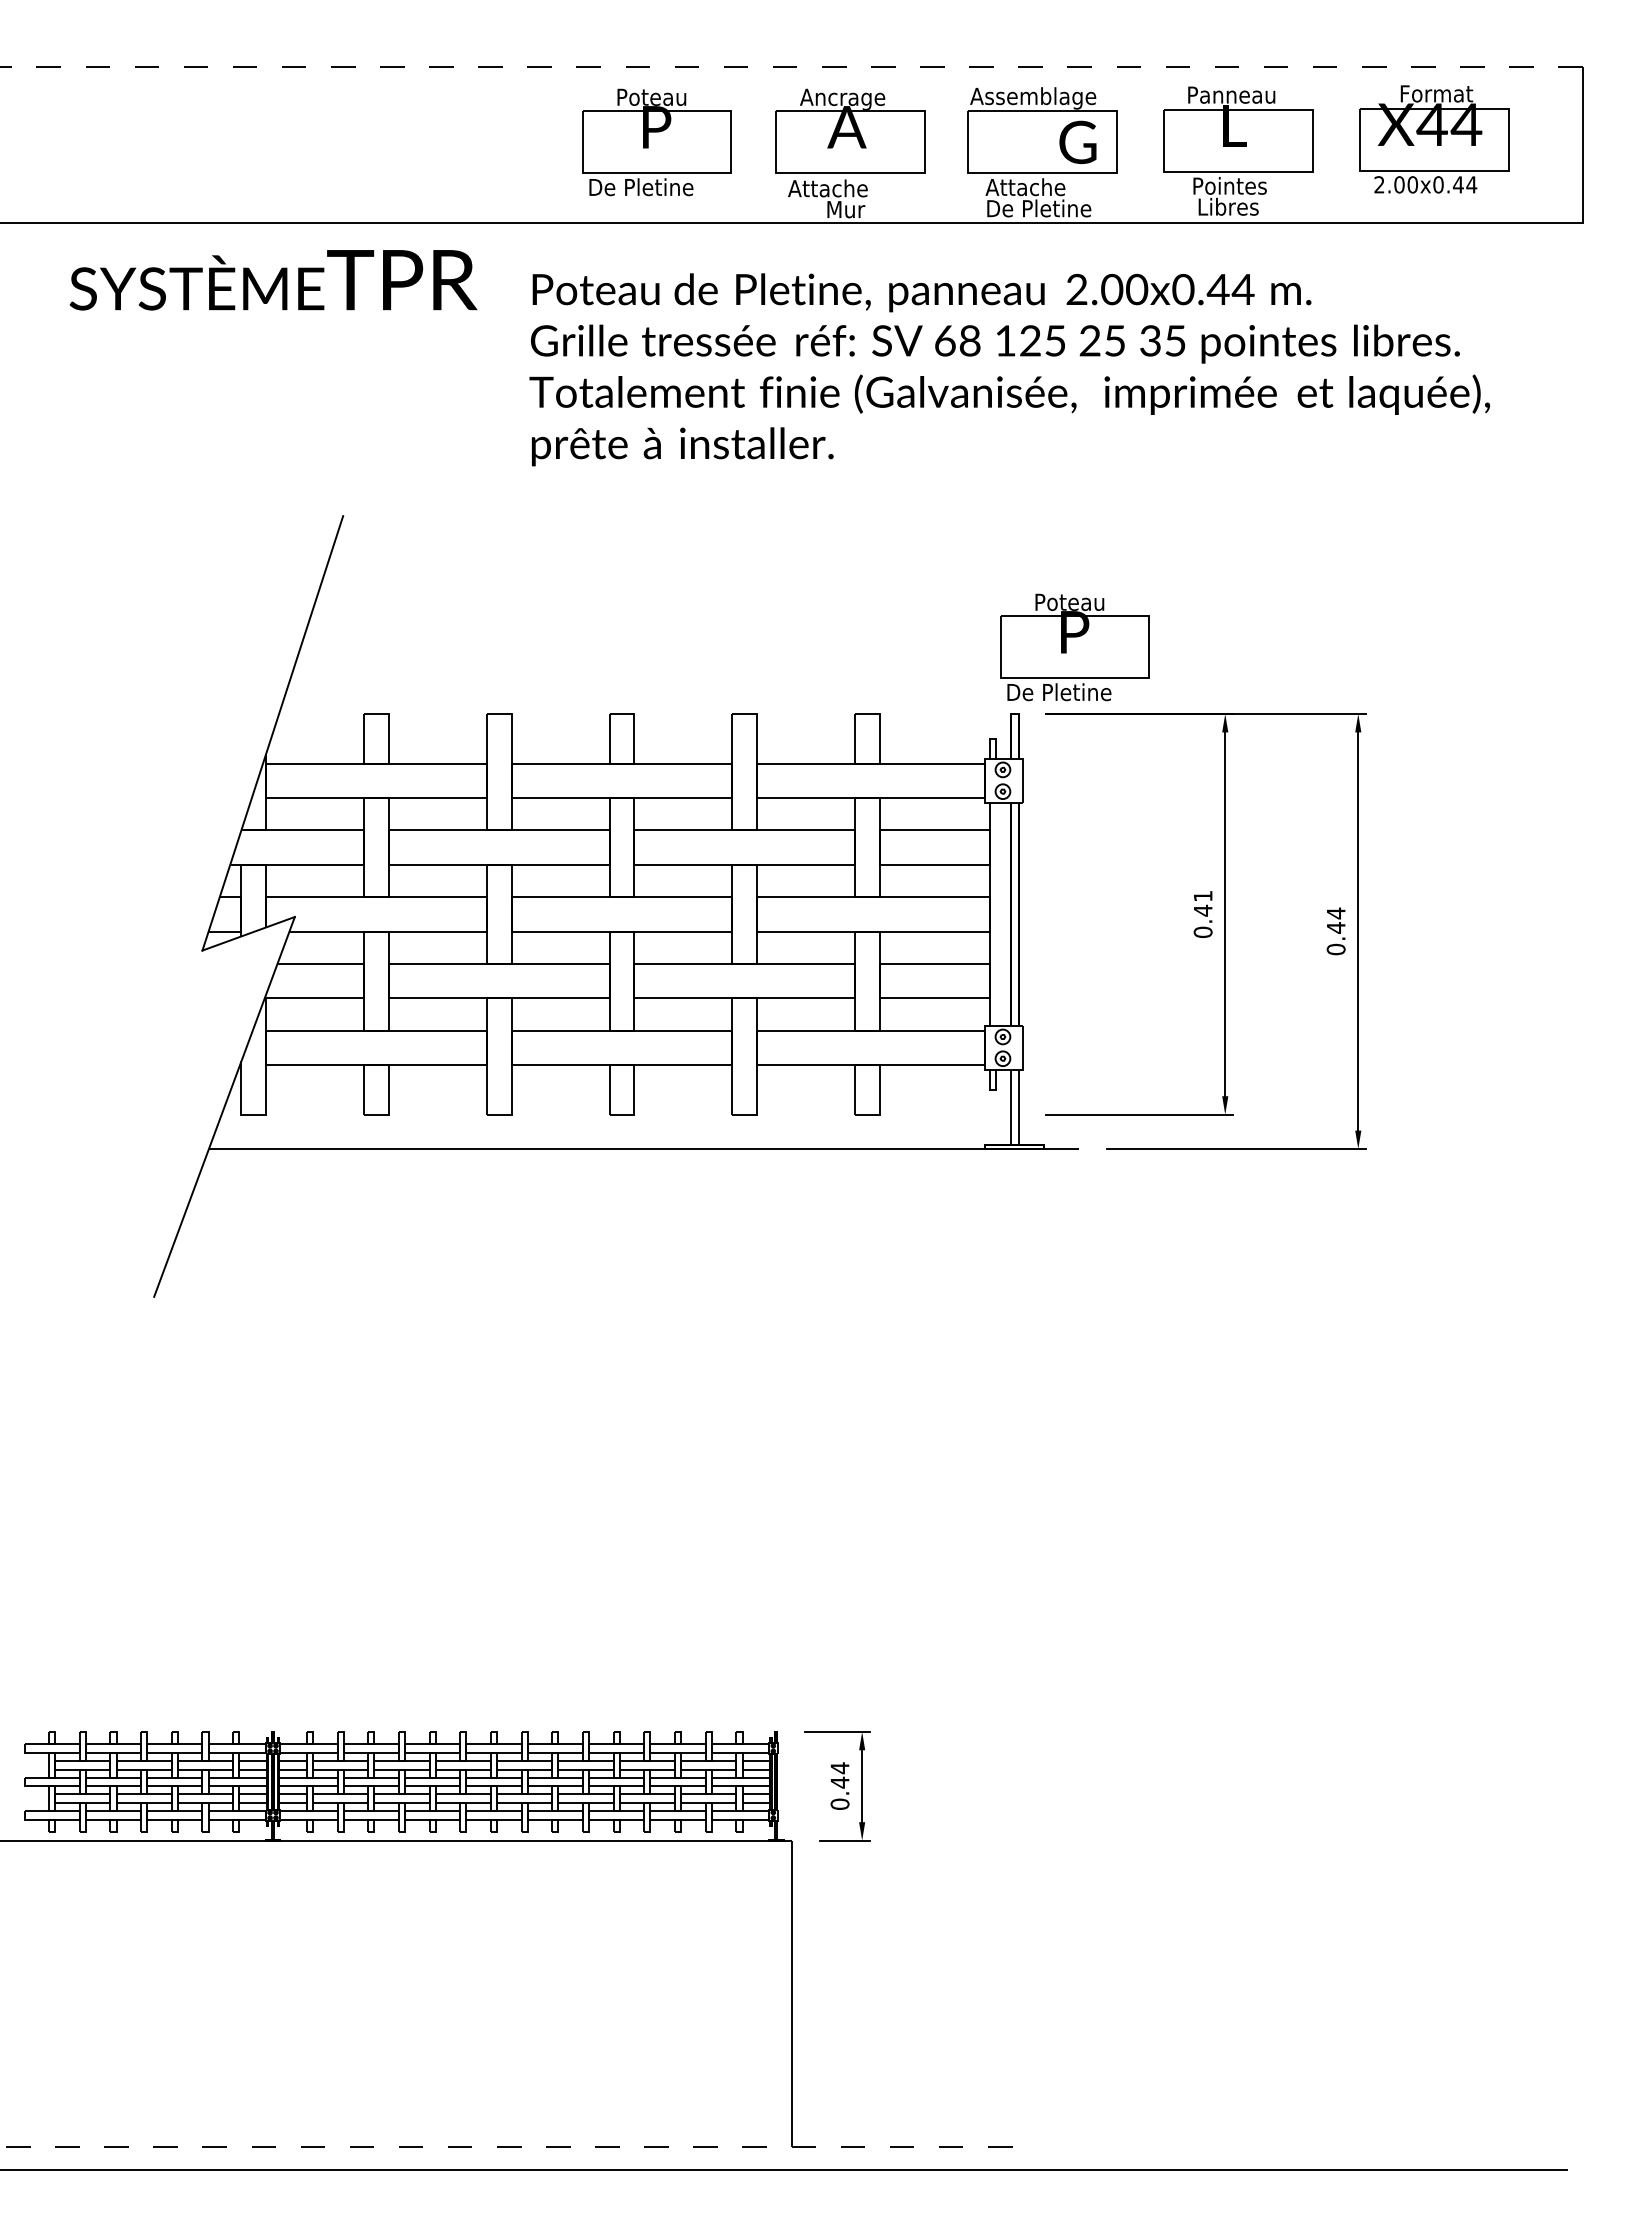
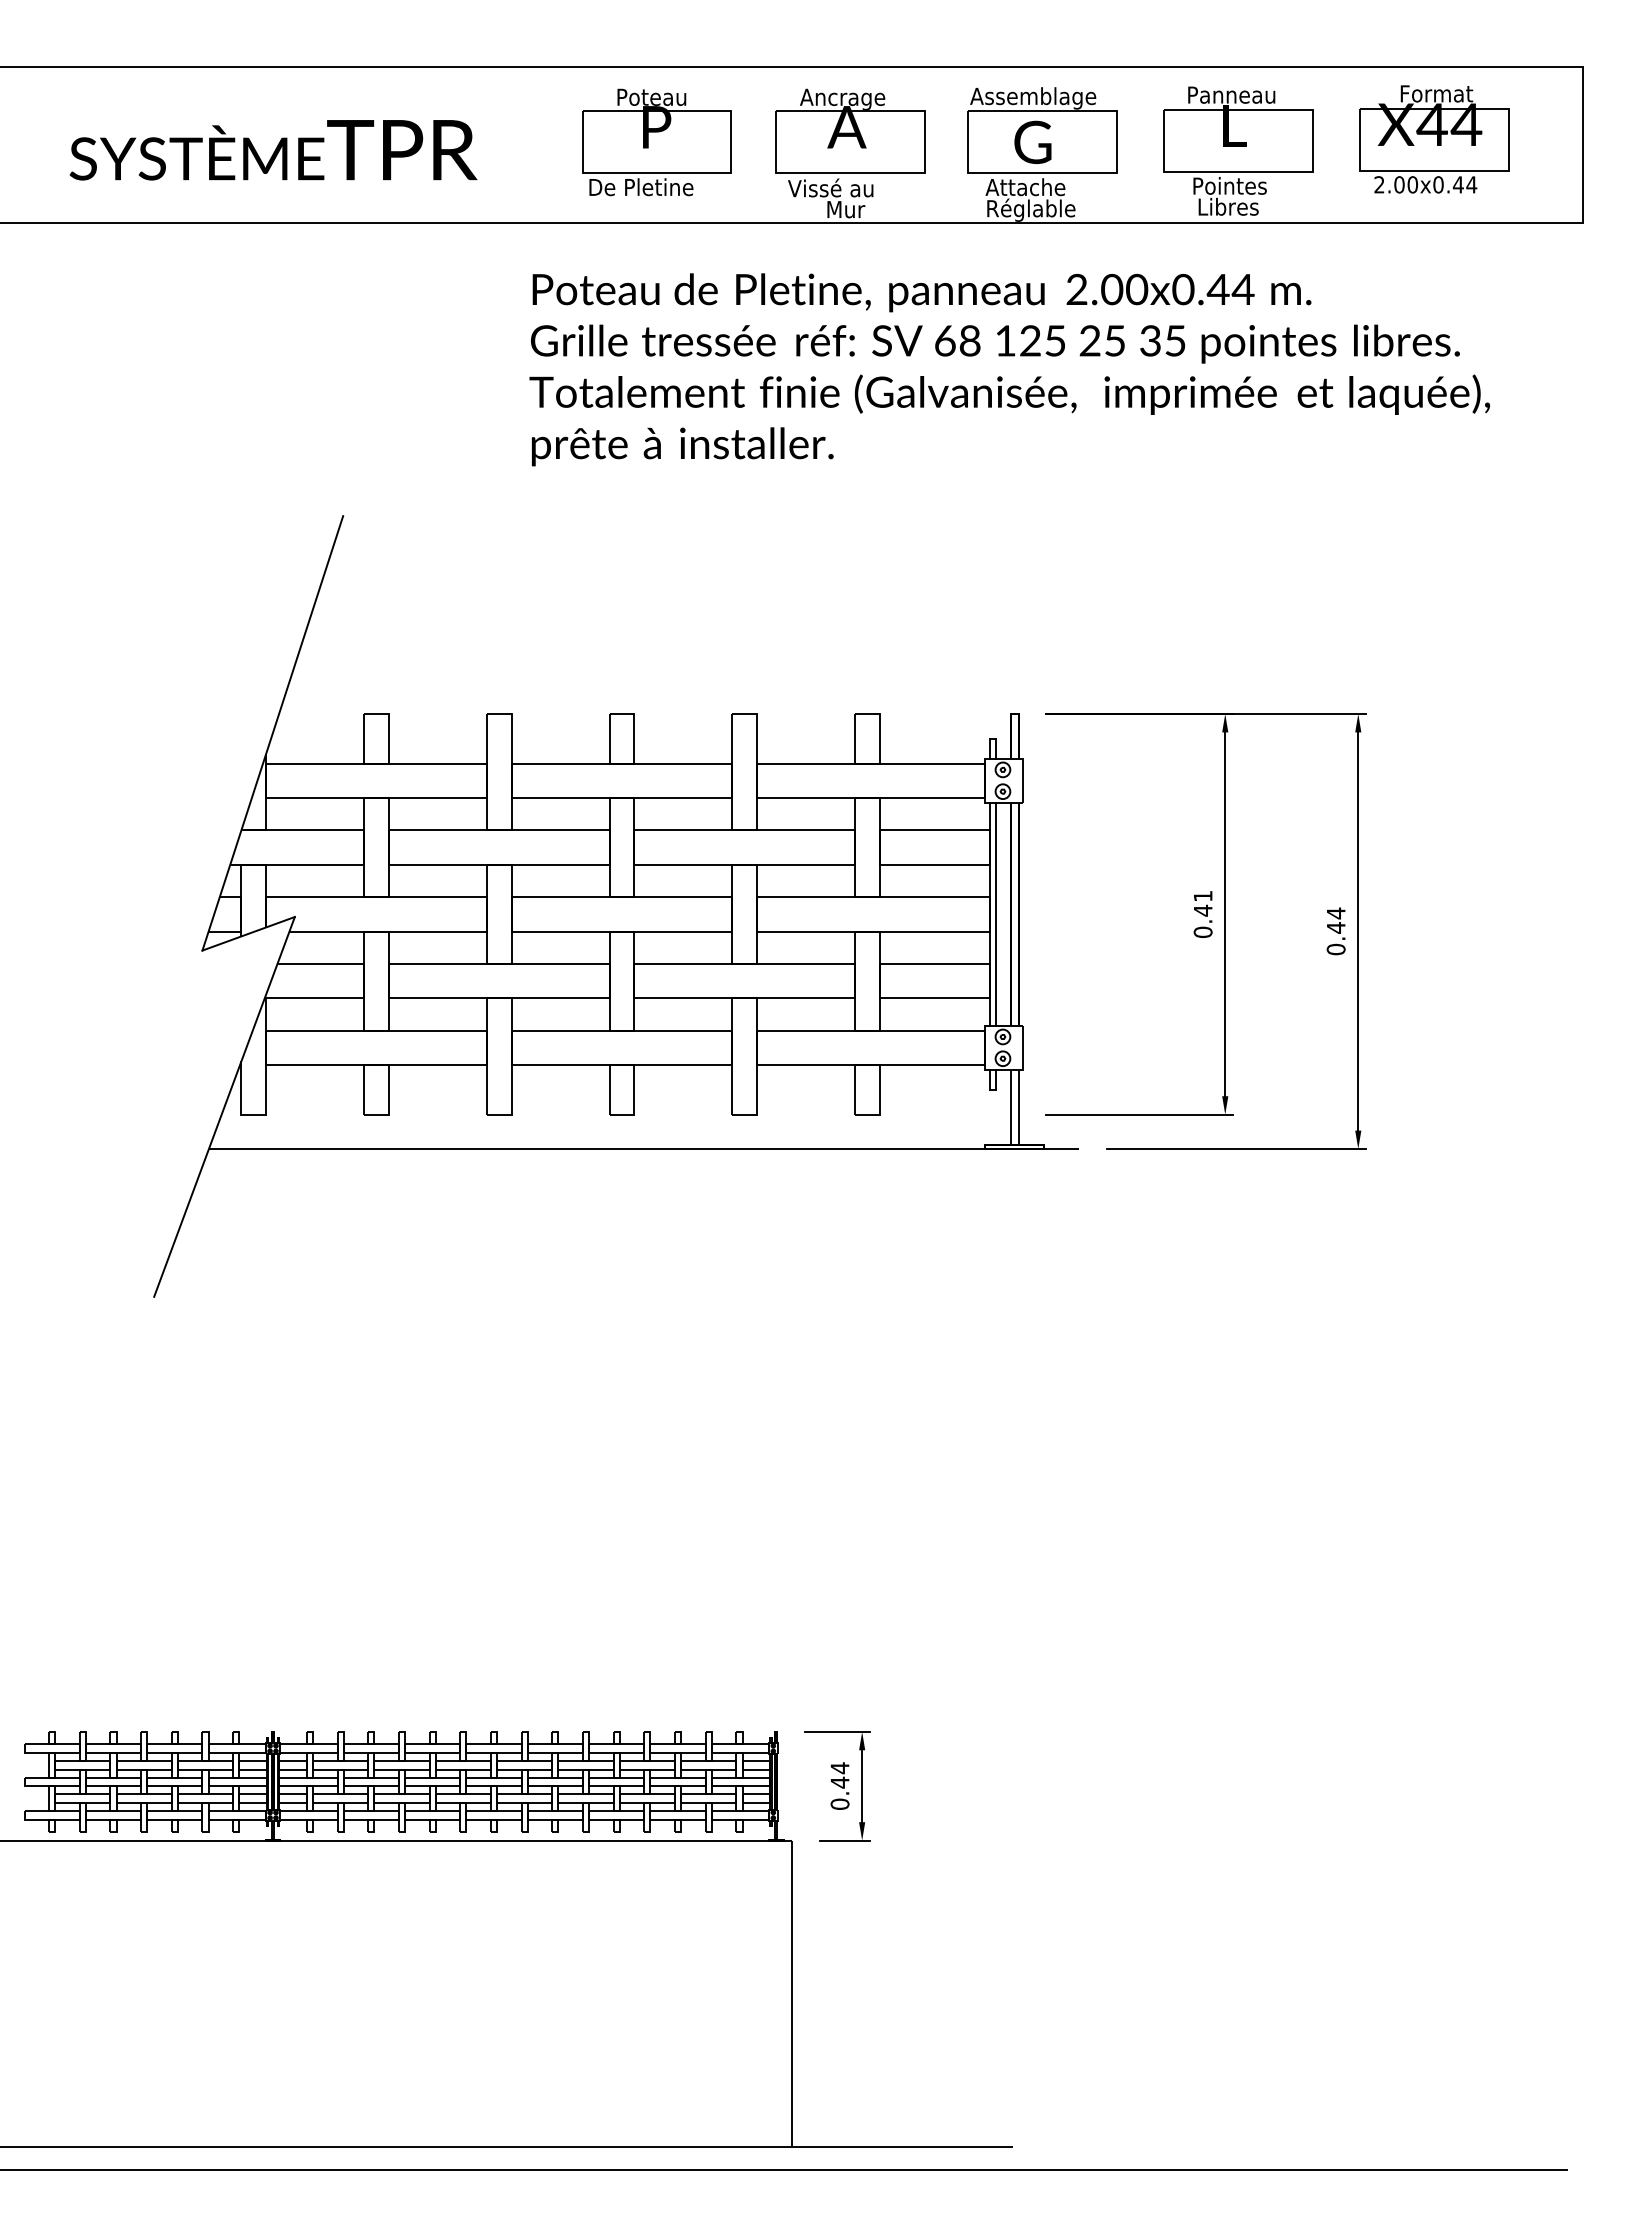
line: dashed -> solid (791, 67)
text position: (1077, 142) -> (1032, 142) (1032, 142)
text: Attache -> Vissé au (830, 187)
text: De Pletine -> Réglable (1040, 209)
text position: (273, 280) -> (273, 150) (273, 150)
part: present -> none (1074, 647)
line: none -> present (996, 913)
line: dashed -> solid (506, 2147)
